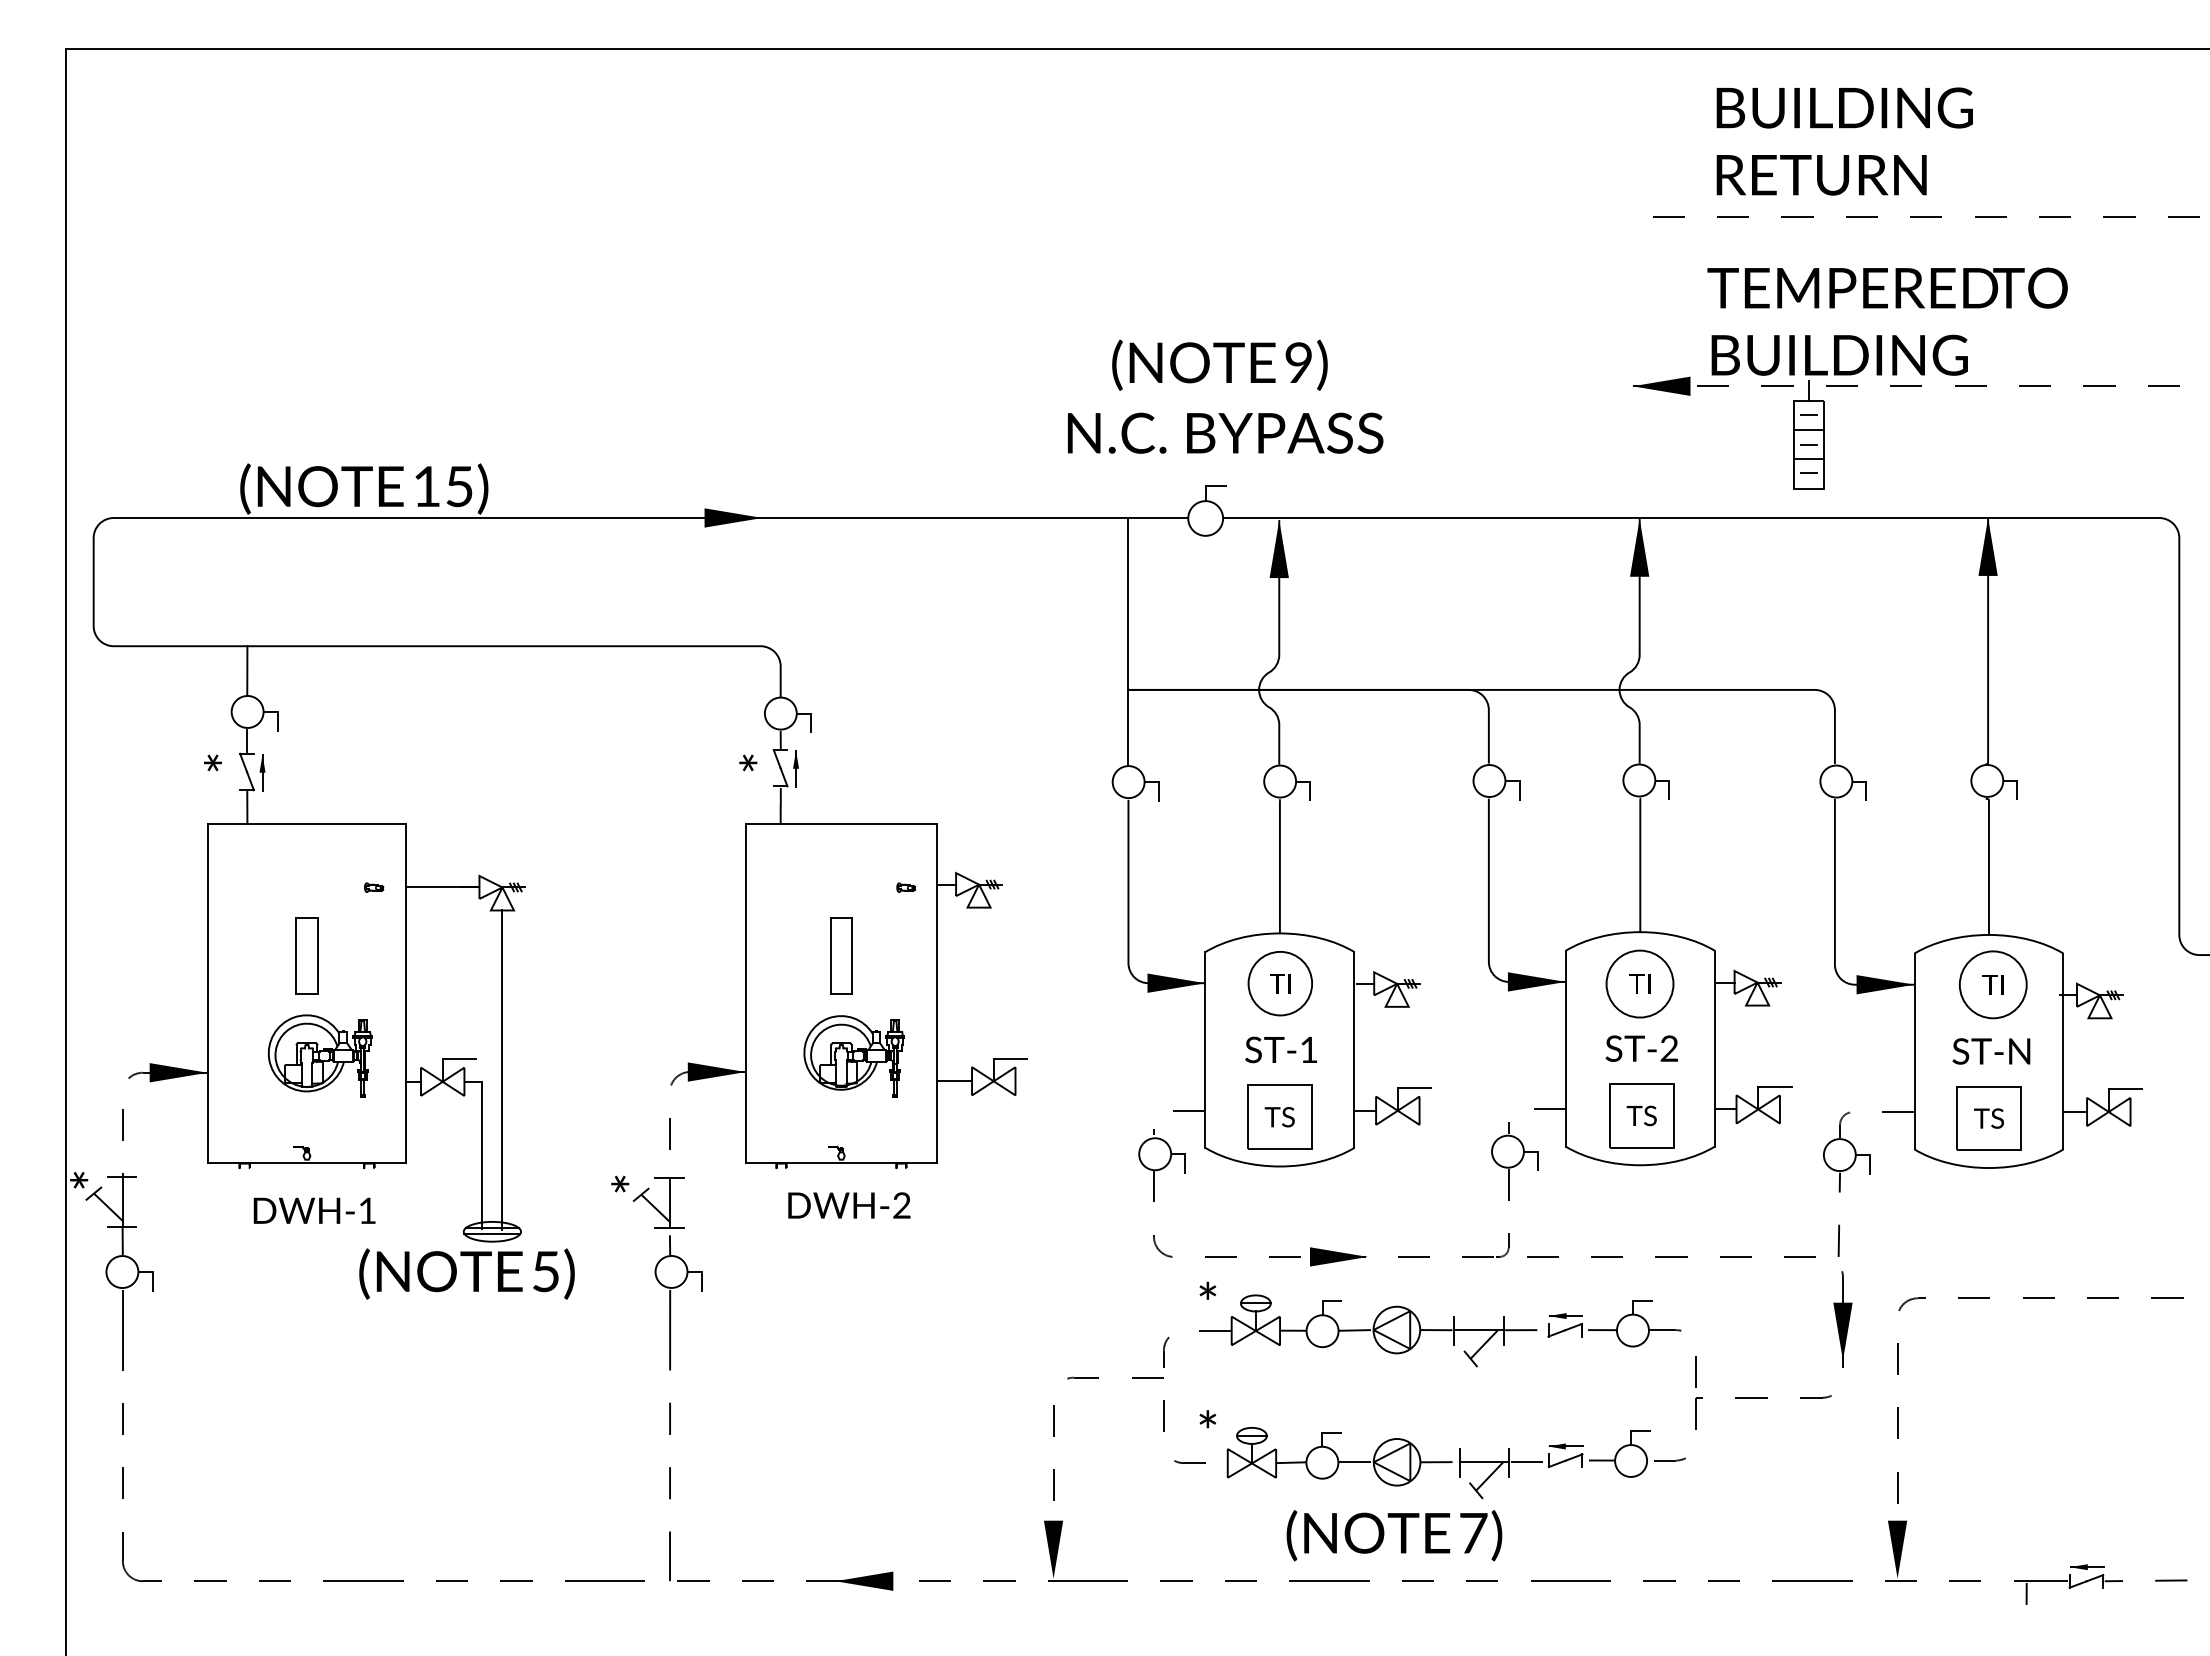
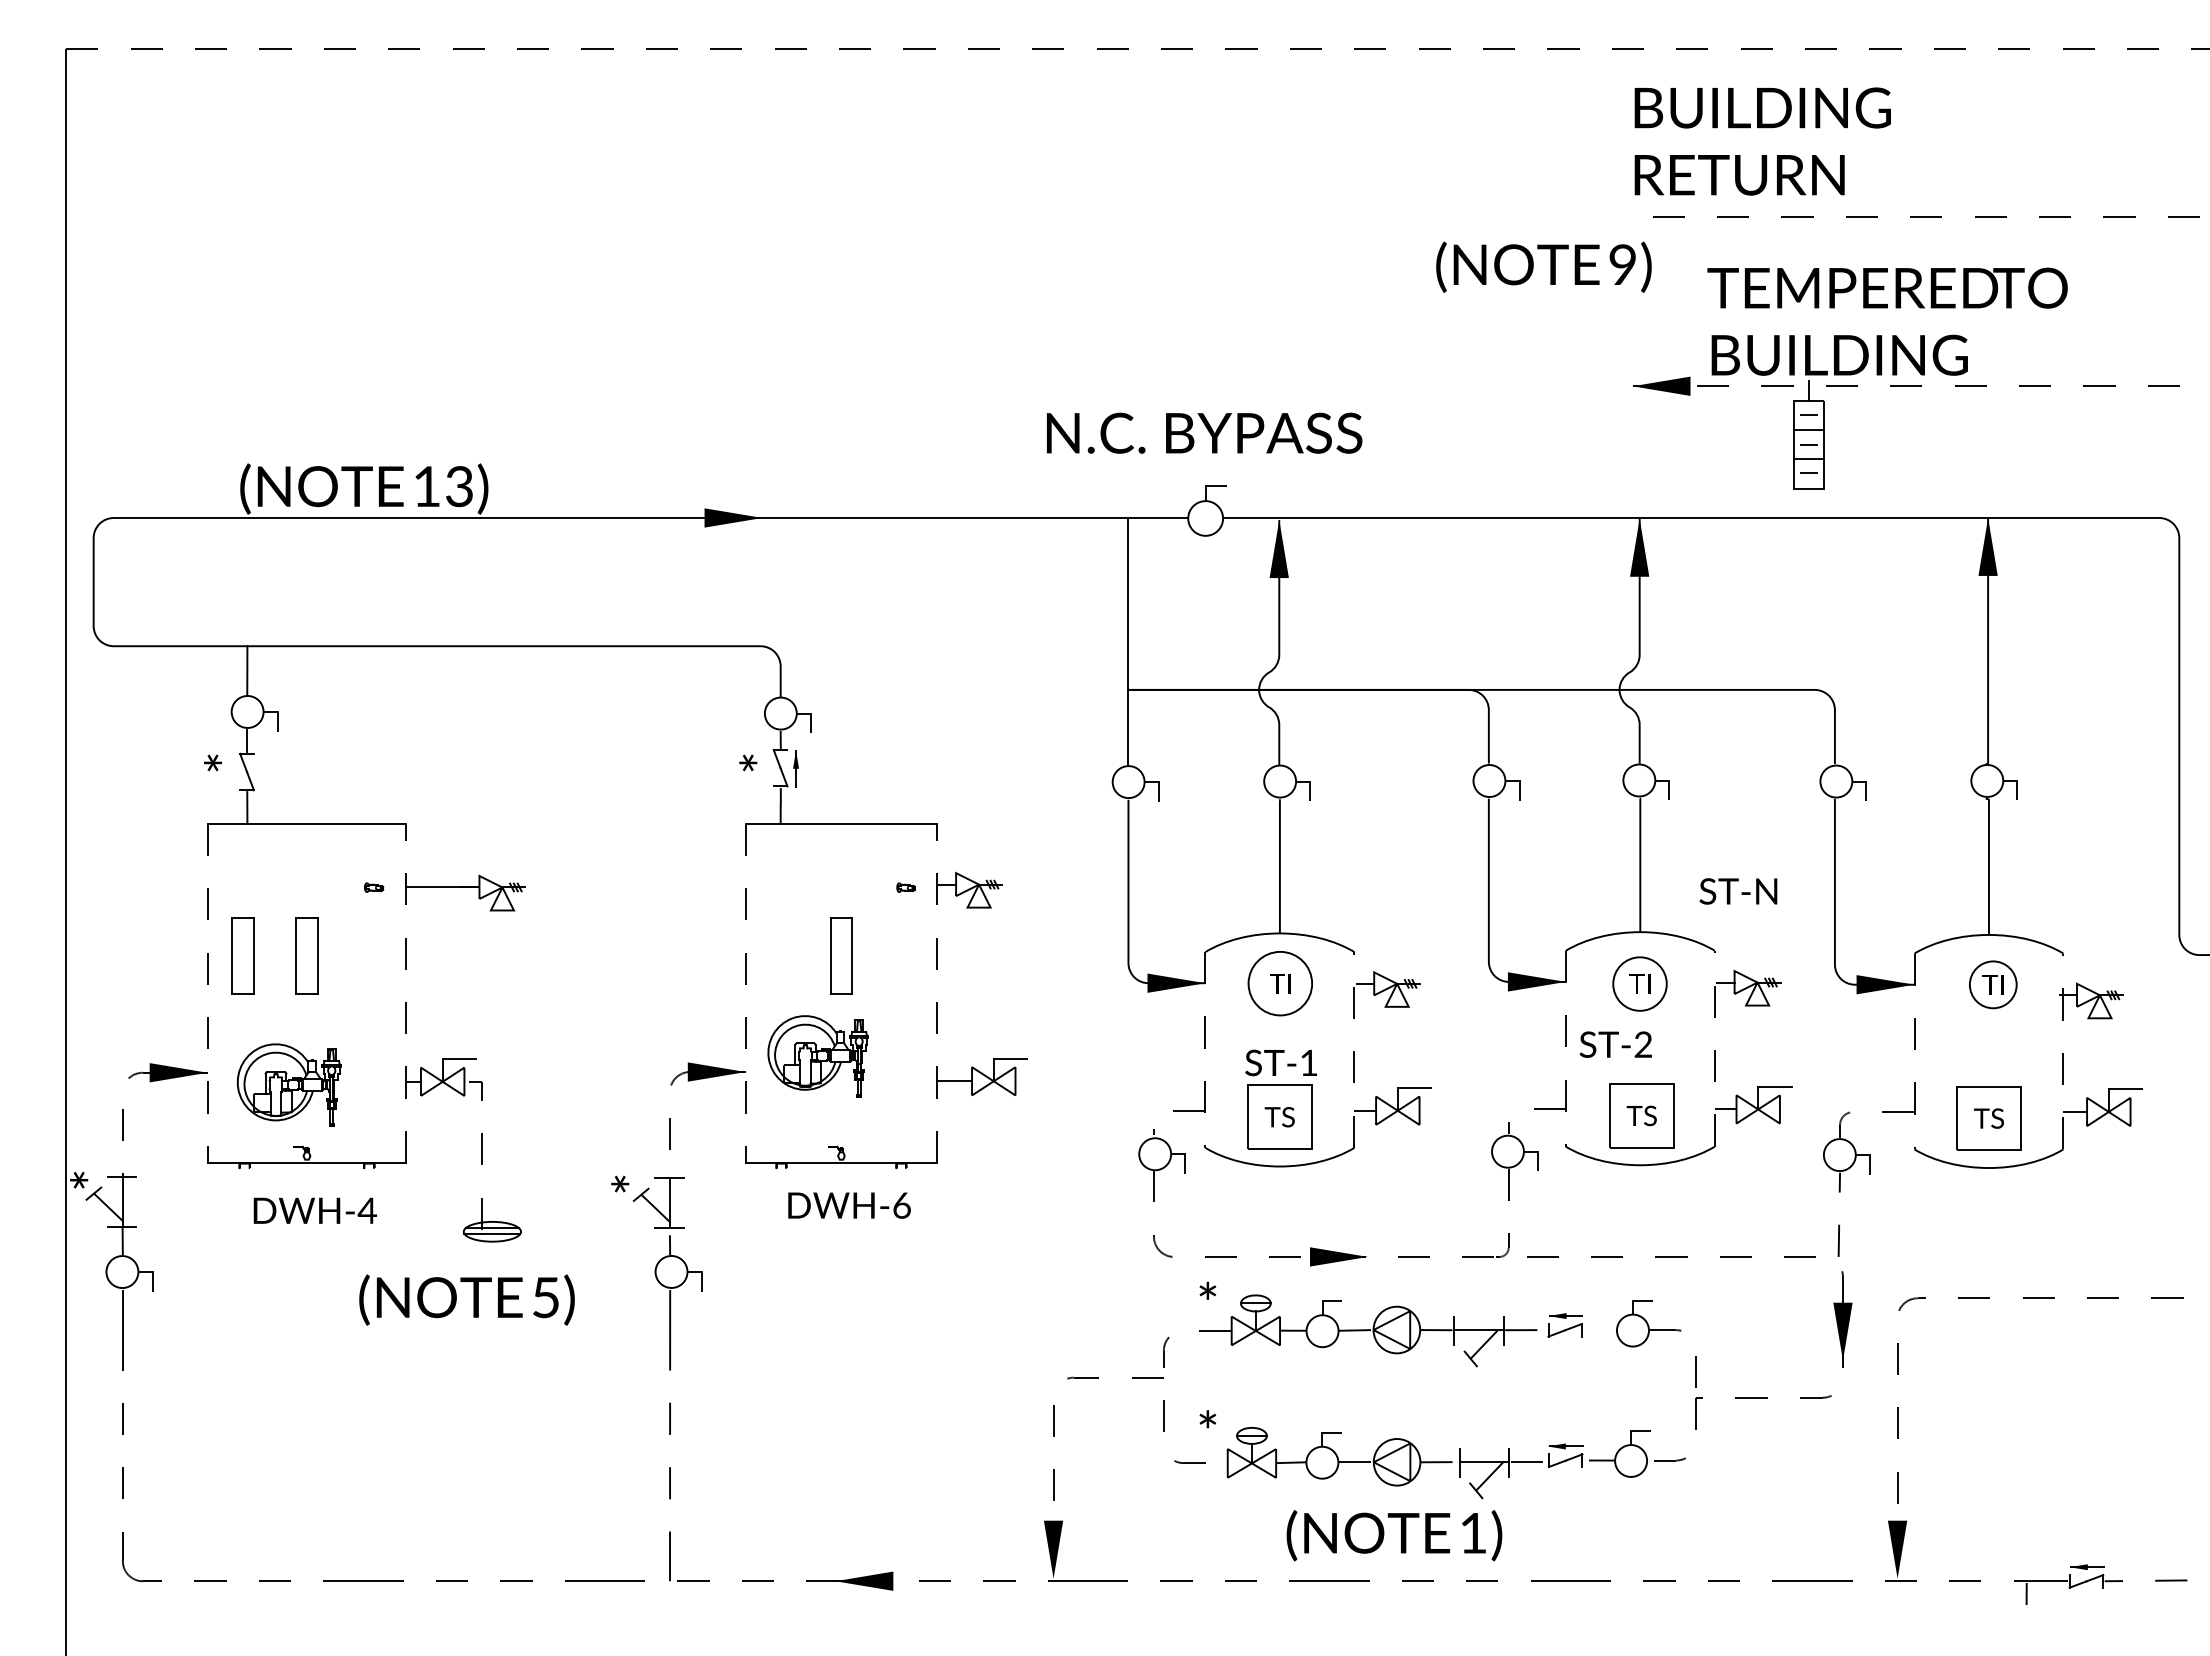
line: solid -> dashed (1137, 49)
text position: (1844, 141) -> (1762, 141) (1762, 141)
text position: (1219, 364) -> (1543, 266) (1543, 266)
text position: (1225, 432) -> (1204, 432) (1204, 432)
text: 15) -> 13) (459, 486)
part: present -> none (262, 772)
part: none -> present (242, 955)
circle diameter: 67 px -> 54 px (1639, 983)
circle diameter: 67 px -> 47 px (1992, 984)
line: solid -> dashed (207, 993)
line: solid -> dashed (406, 993)
line: solid -> dashed (745, 993)
line: solid -> dashed (937, 993)
line: solid -> dashed (1565, 1048)
text position: (1641, 1048) -> (1615, 1044) (1615, 1044)
line: solid -> dashed (1714, 1048)
line: solid -> dashed (1205, 1049)
text position: (1280, 1049) -> (1280, 1062) (1280, 1062)
line: solid -> dashed (1354, 1049)
line: solid -> dashed (1914, 1051)
text position: (1991, 1051) -> (1738, 891) (1738, 891)
line: solid -> dashed (2063, 1051)
part position: (319, 1055) -> (288, 1084) (288, 1084)
part position: (853, 1056) -> (817, 1056) (817, 1056)
line: present -> none (502, 1069)
line: solid -> dashed (482, 1146)
text: DWH-2 -> DWH-6 (901, 1205)
text: DWH-1 -> DWH-4 (367, 1210)
text position: (466, 1273) -> (466, 1299) (466, 1299)
line: present -> none (1601, 1330)
text: 7) -> 1) (1473, 1533)
